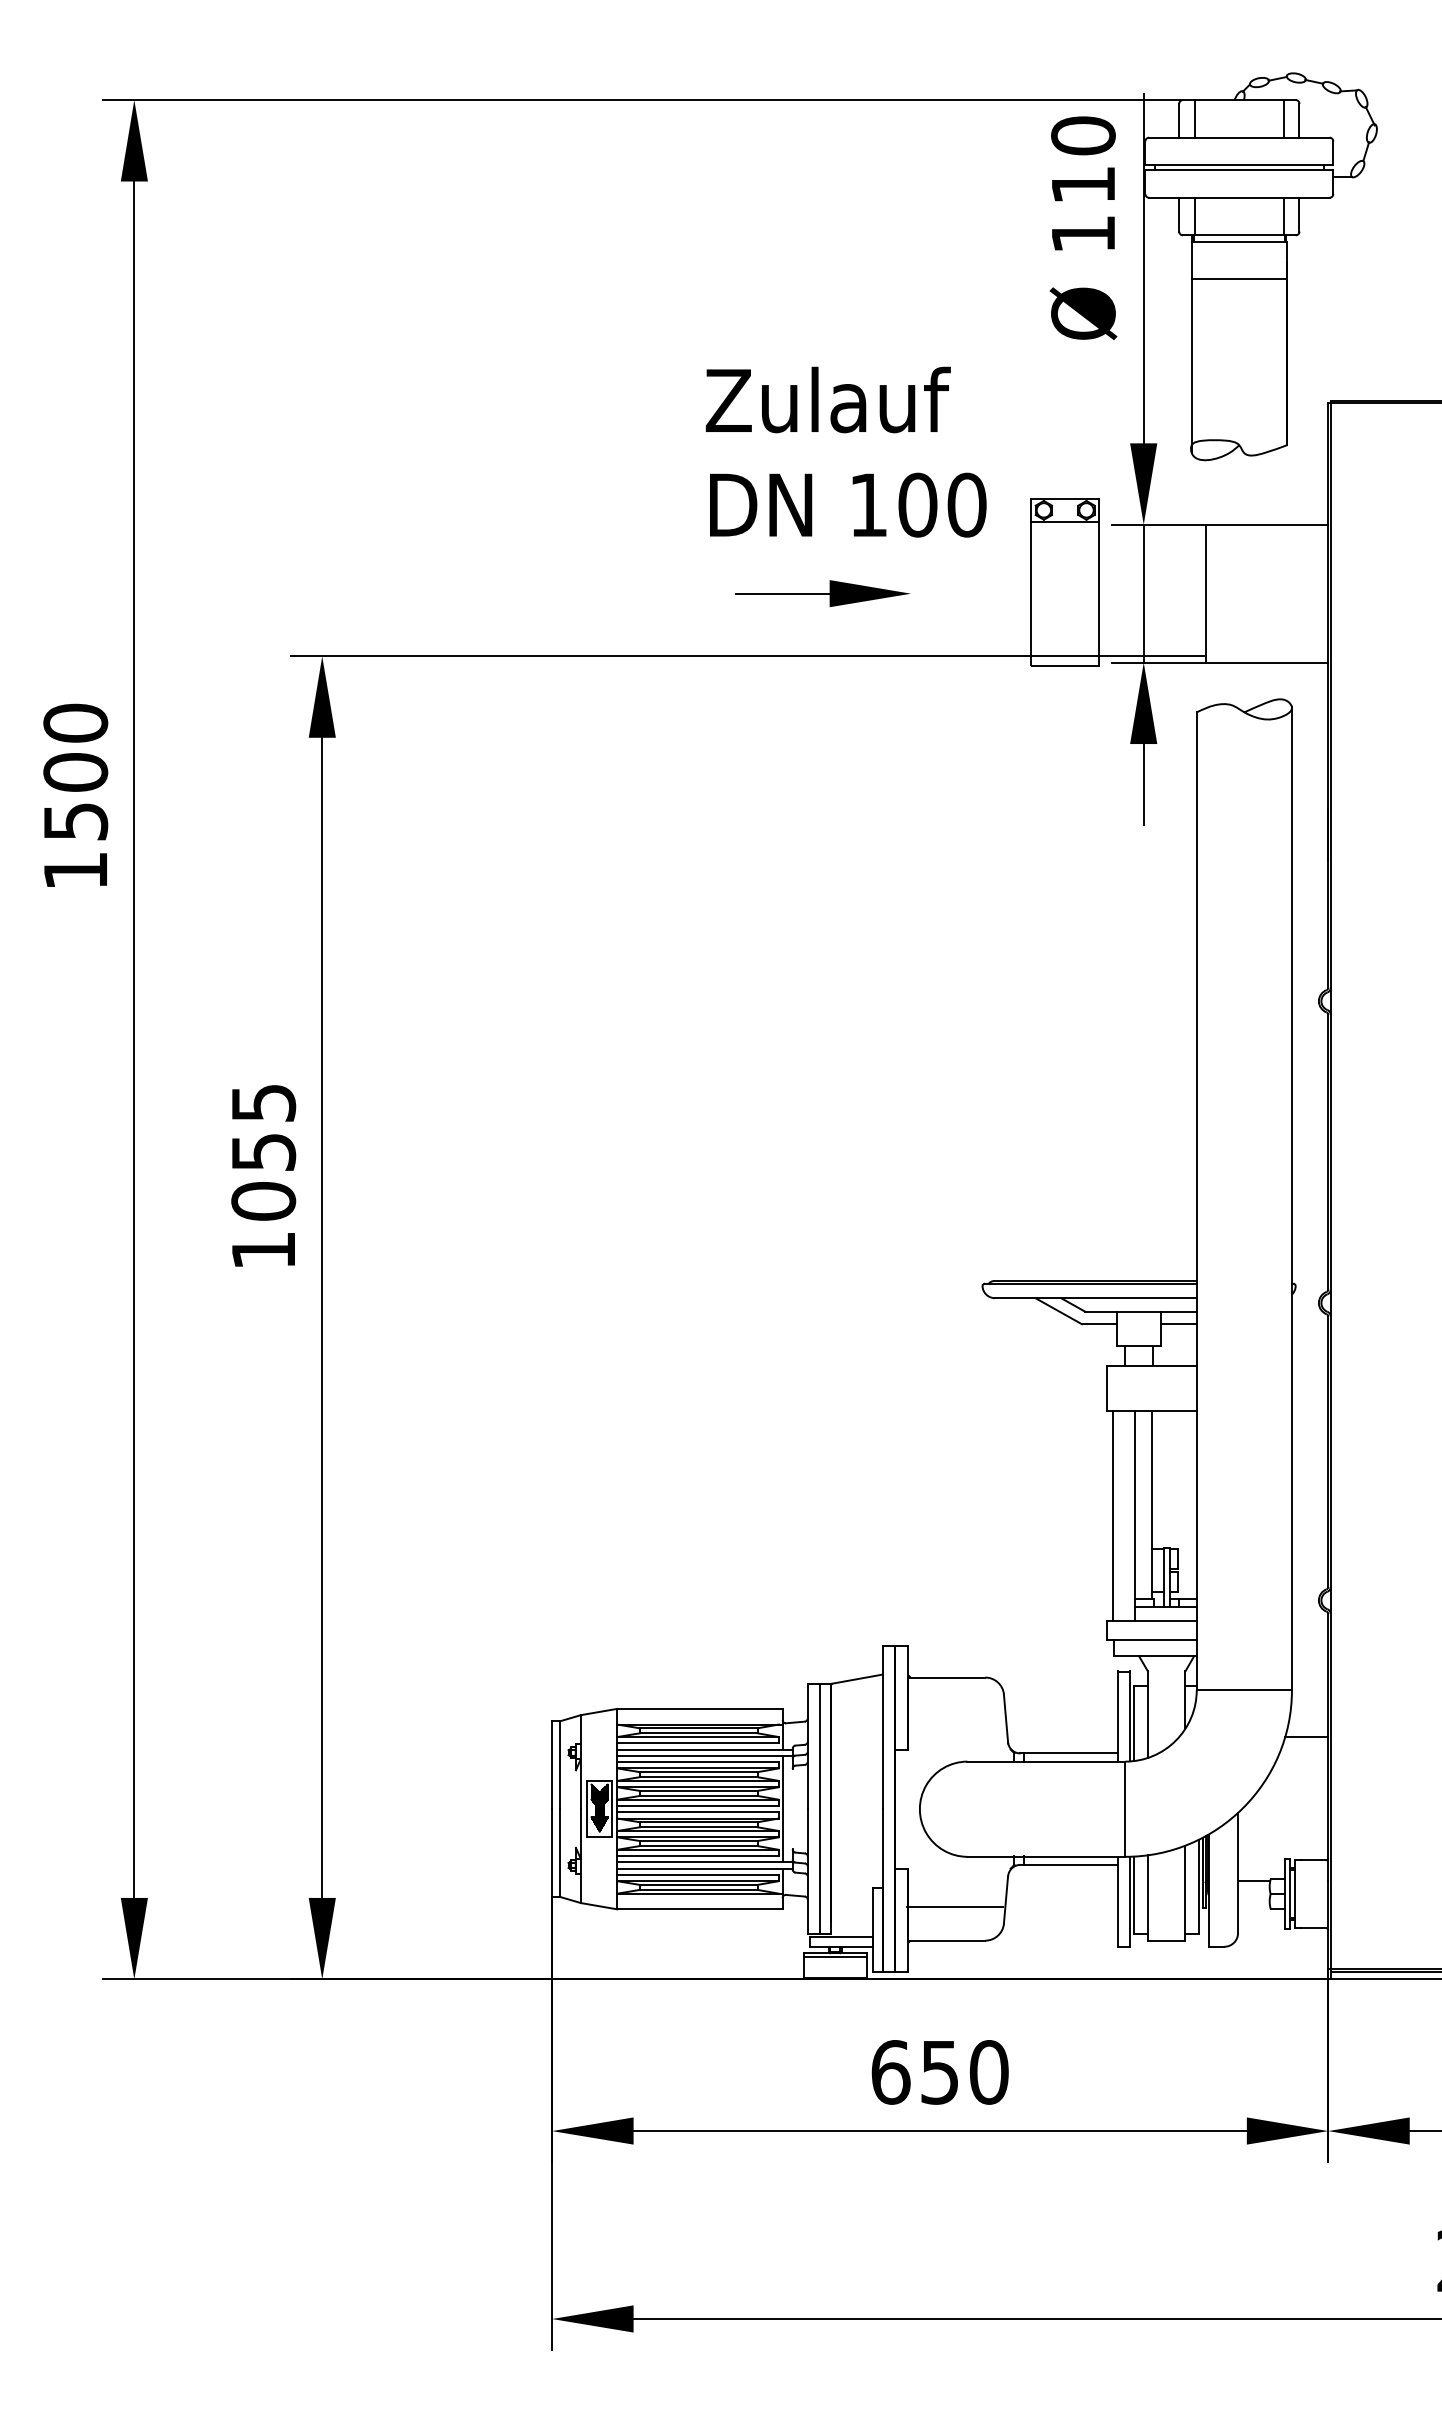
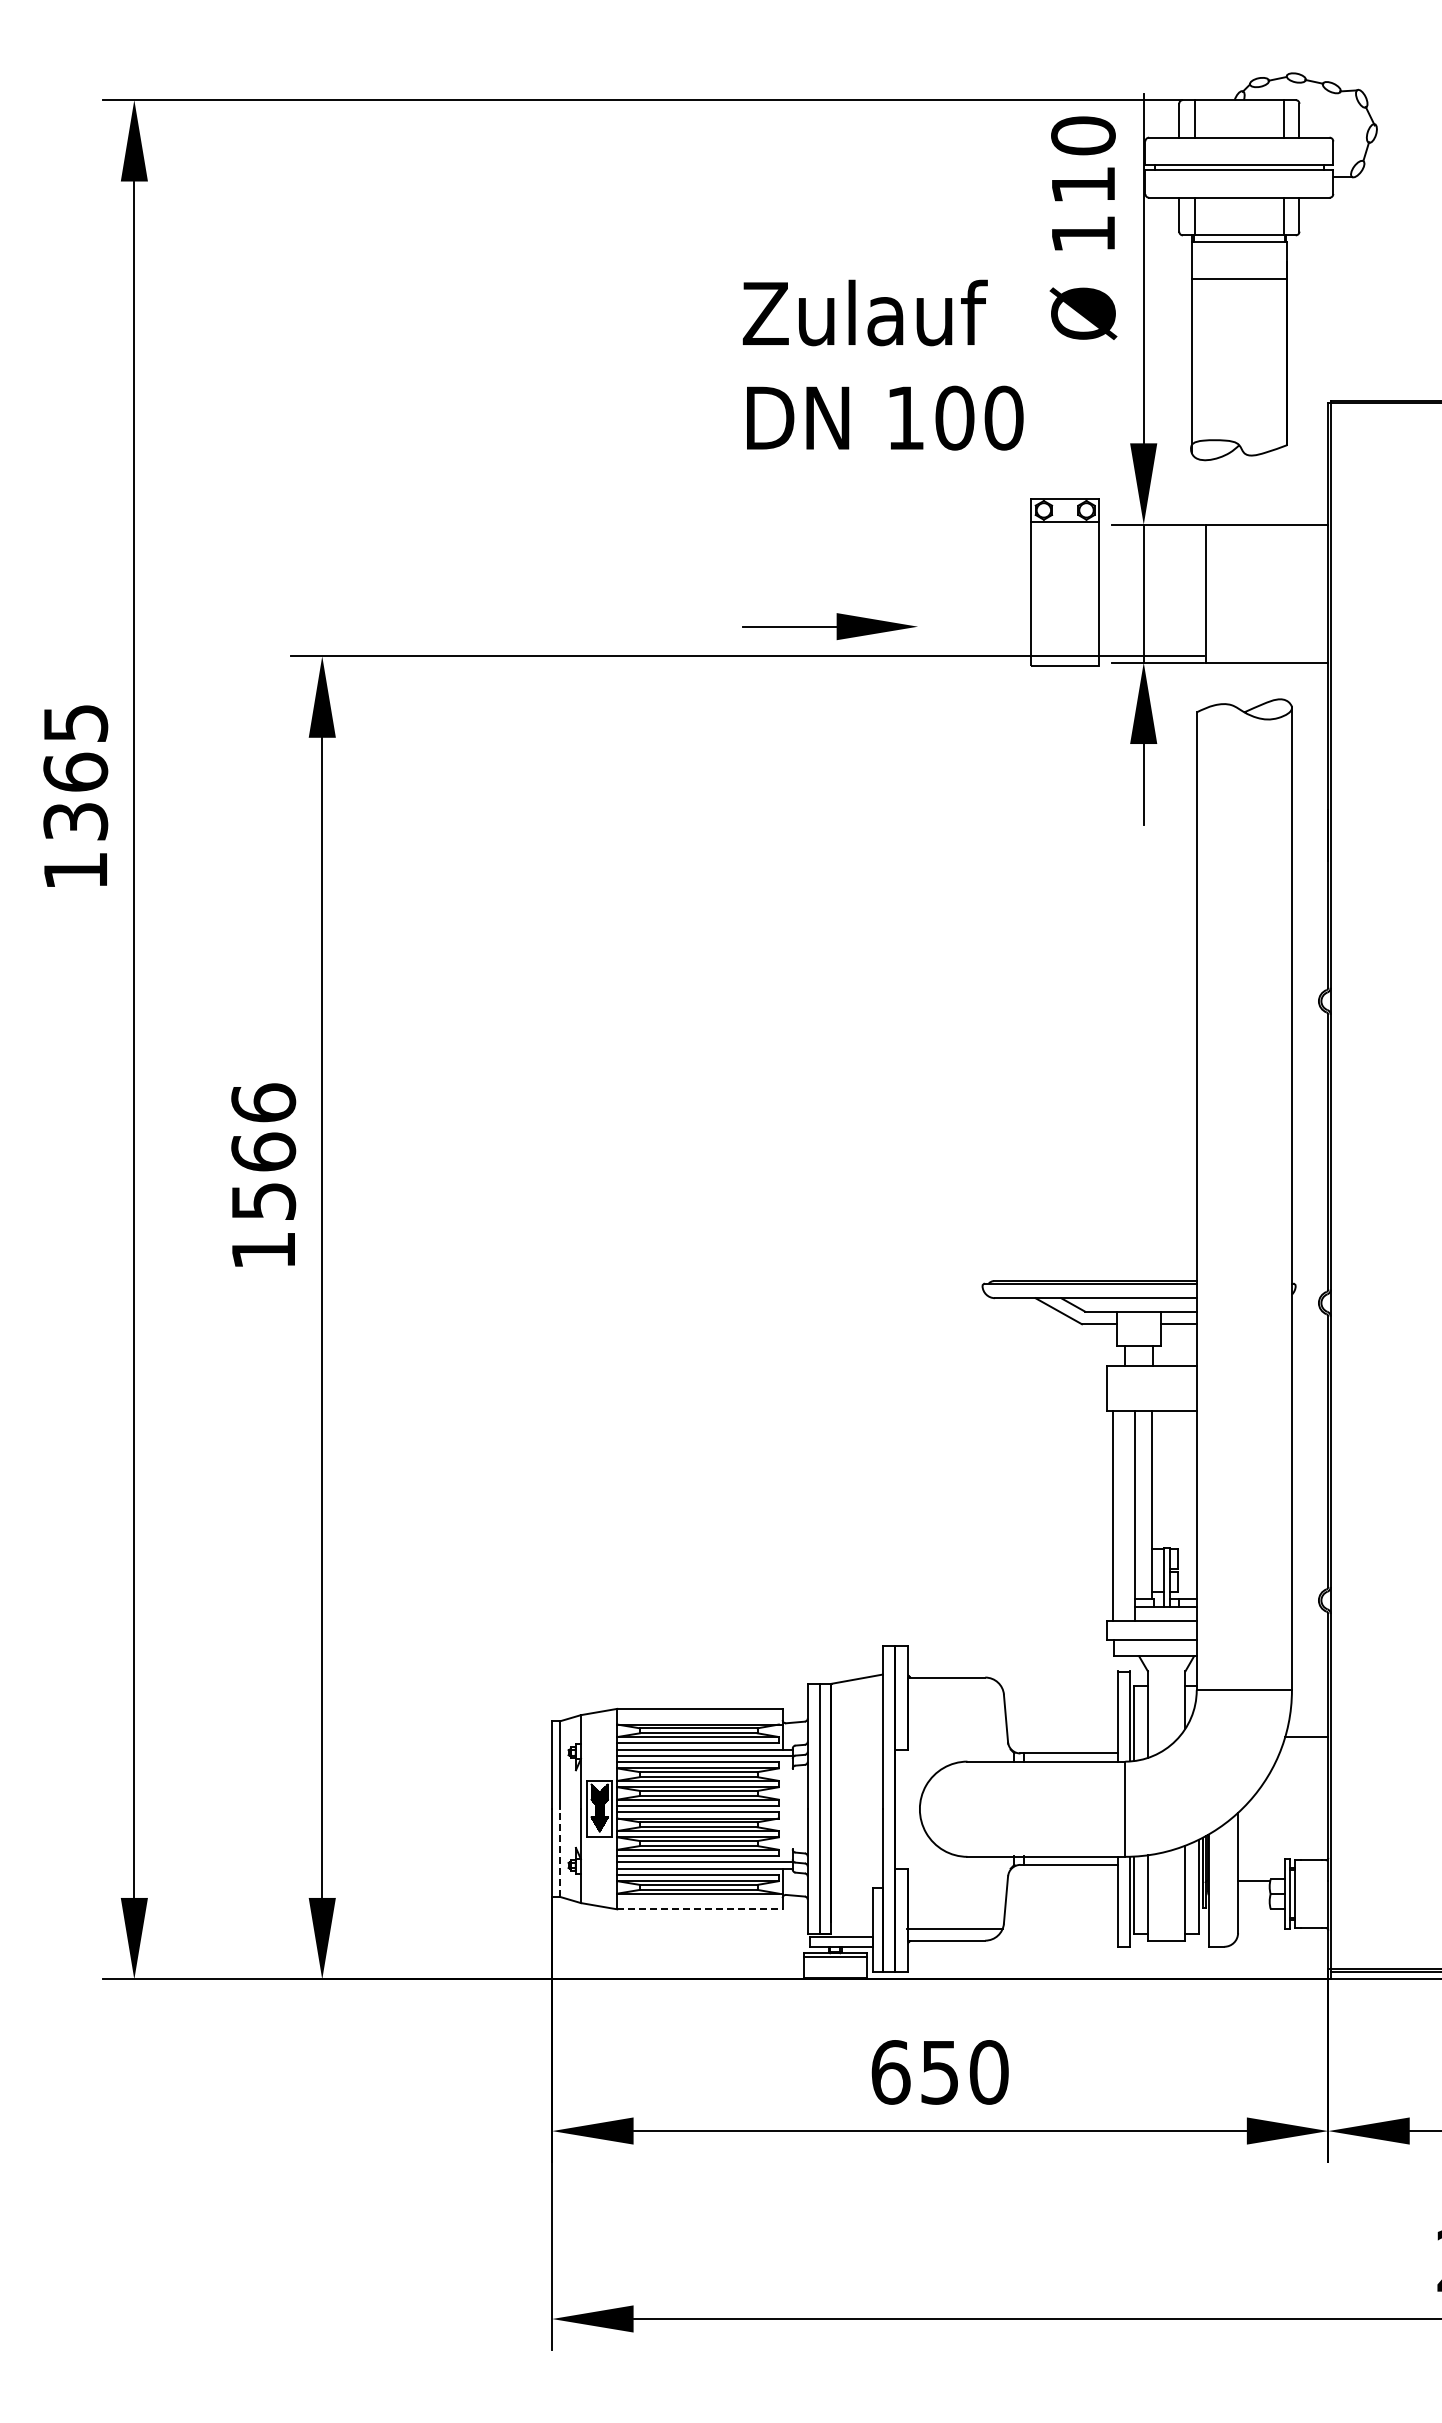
text position: (845, 451) -> (882, 364) (882, 364)
part position: (822, 593) -> (829, 626) (829, 626)
text: 1500 -> 1365 (75, 771)
text: 1055 -> 1566 (263, 1151)
line: present -> none (782, 1808)
line: solid -> dashed (559, 1852)
line position: (954, 1906) -> (954, 1928) (954, 1928)
line: solid -> dashed (699, 1909)
